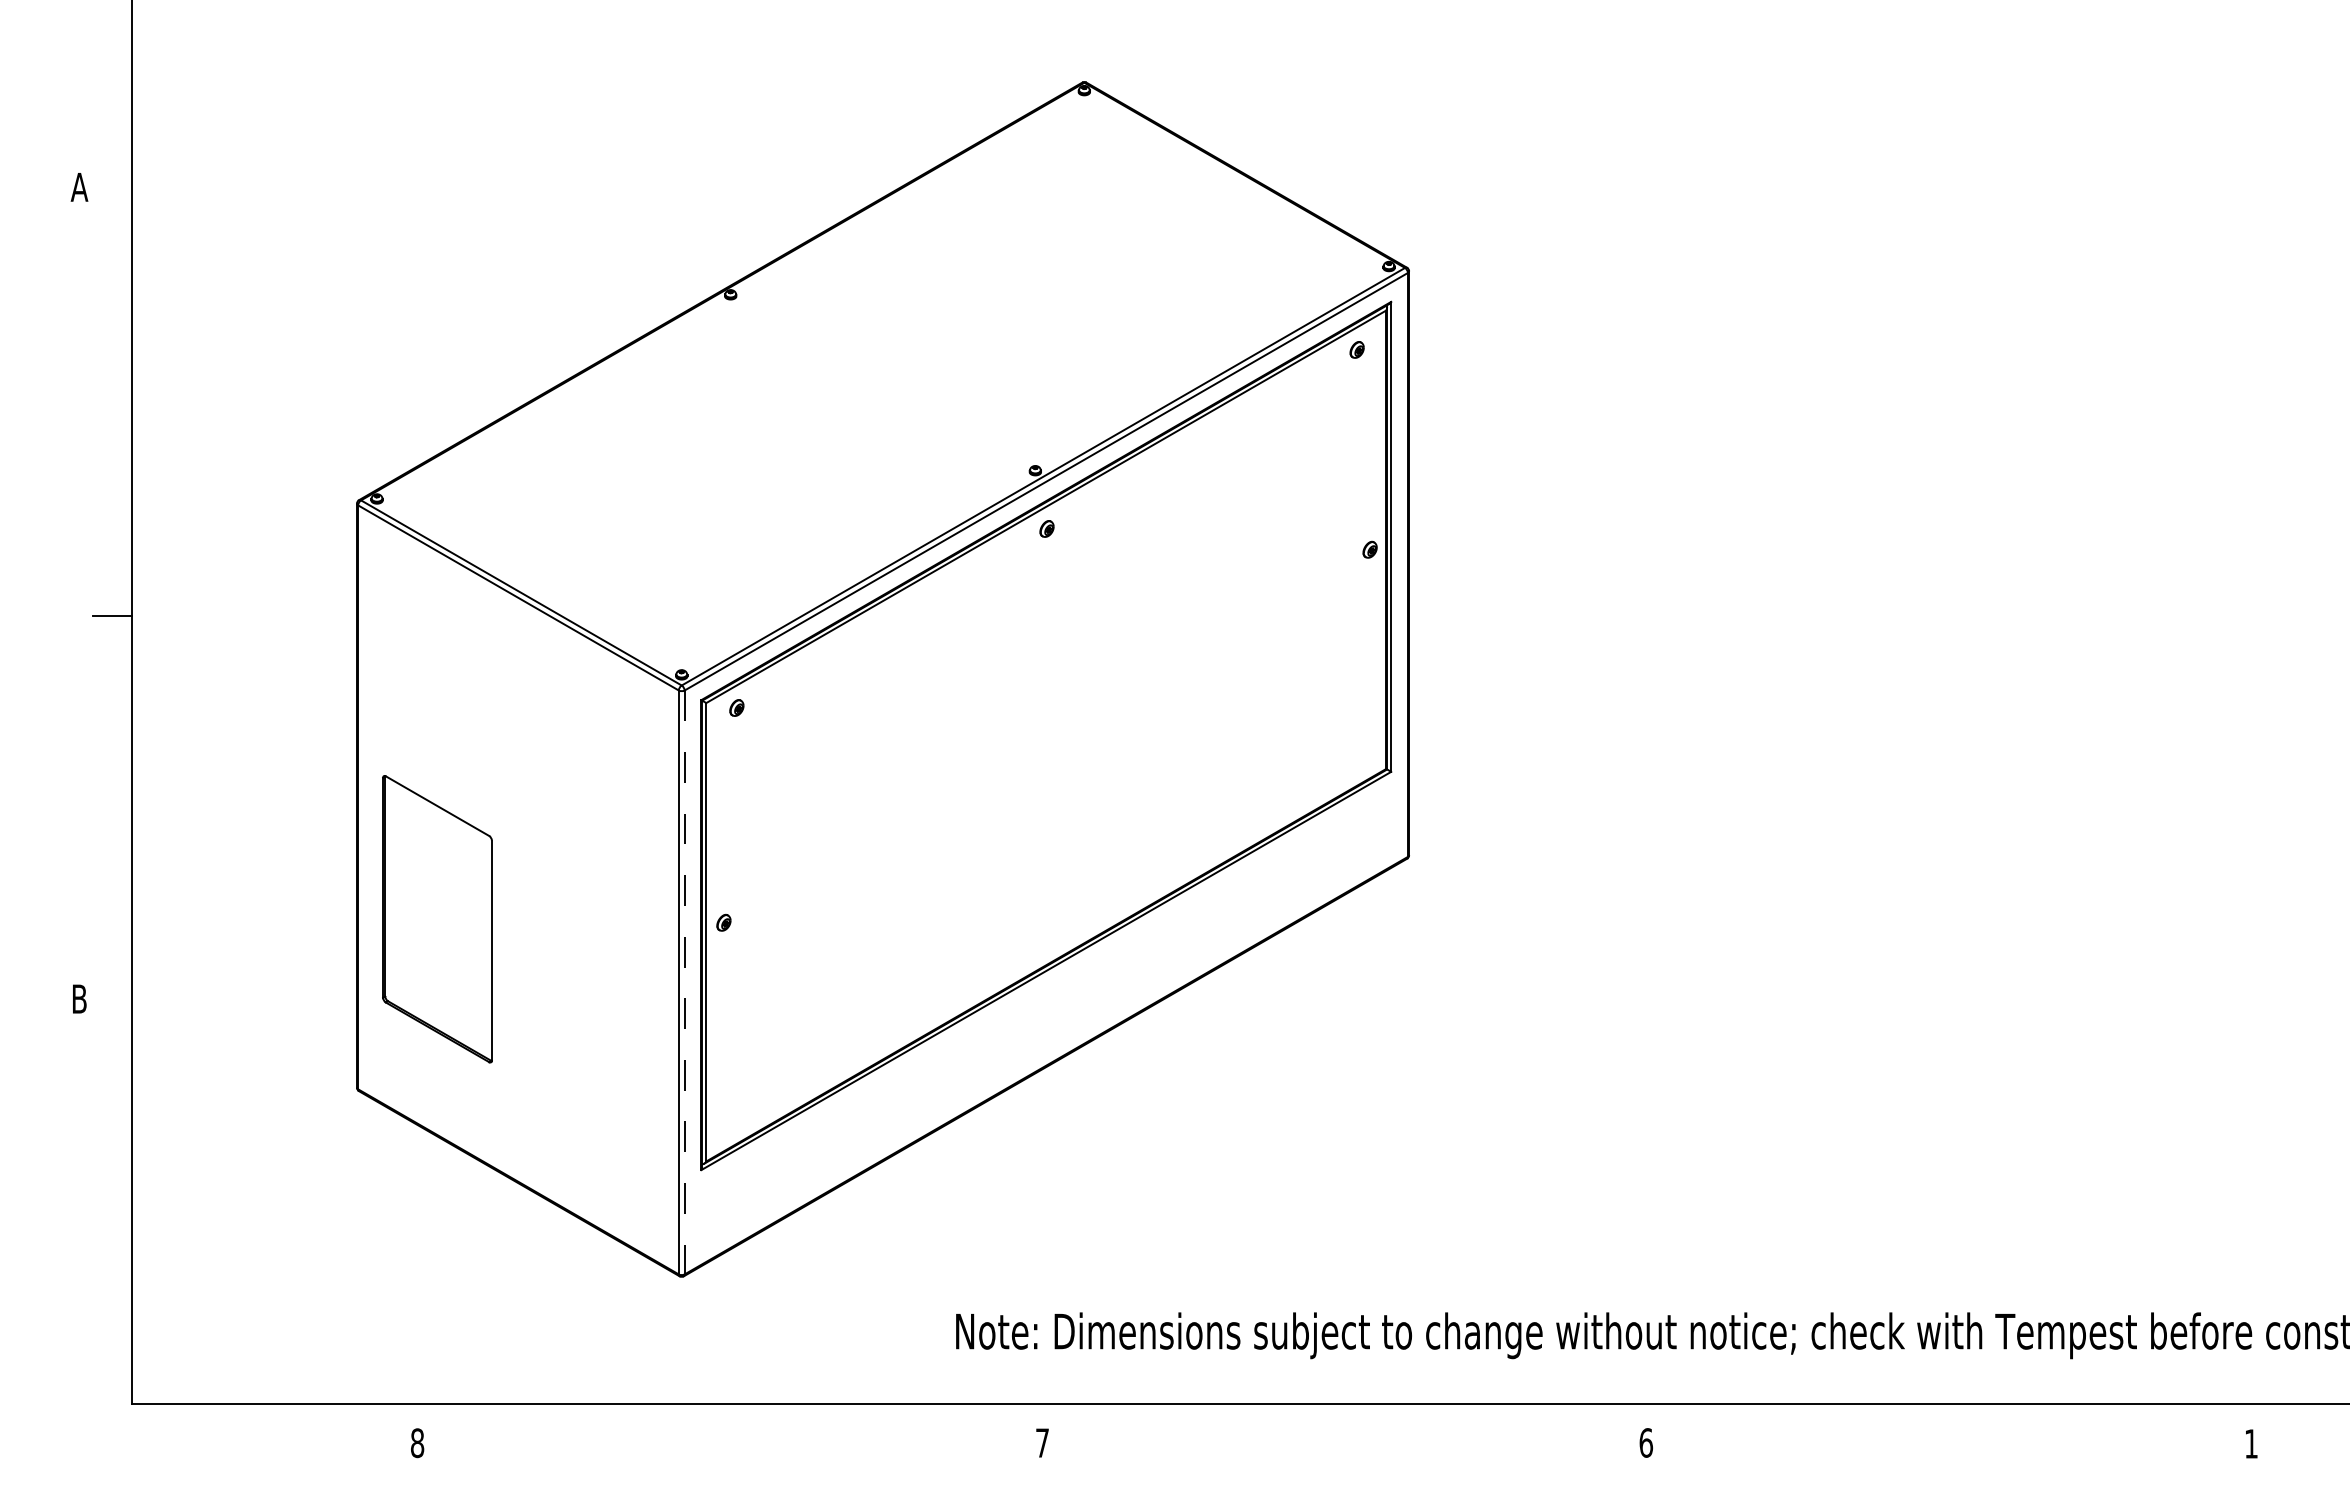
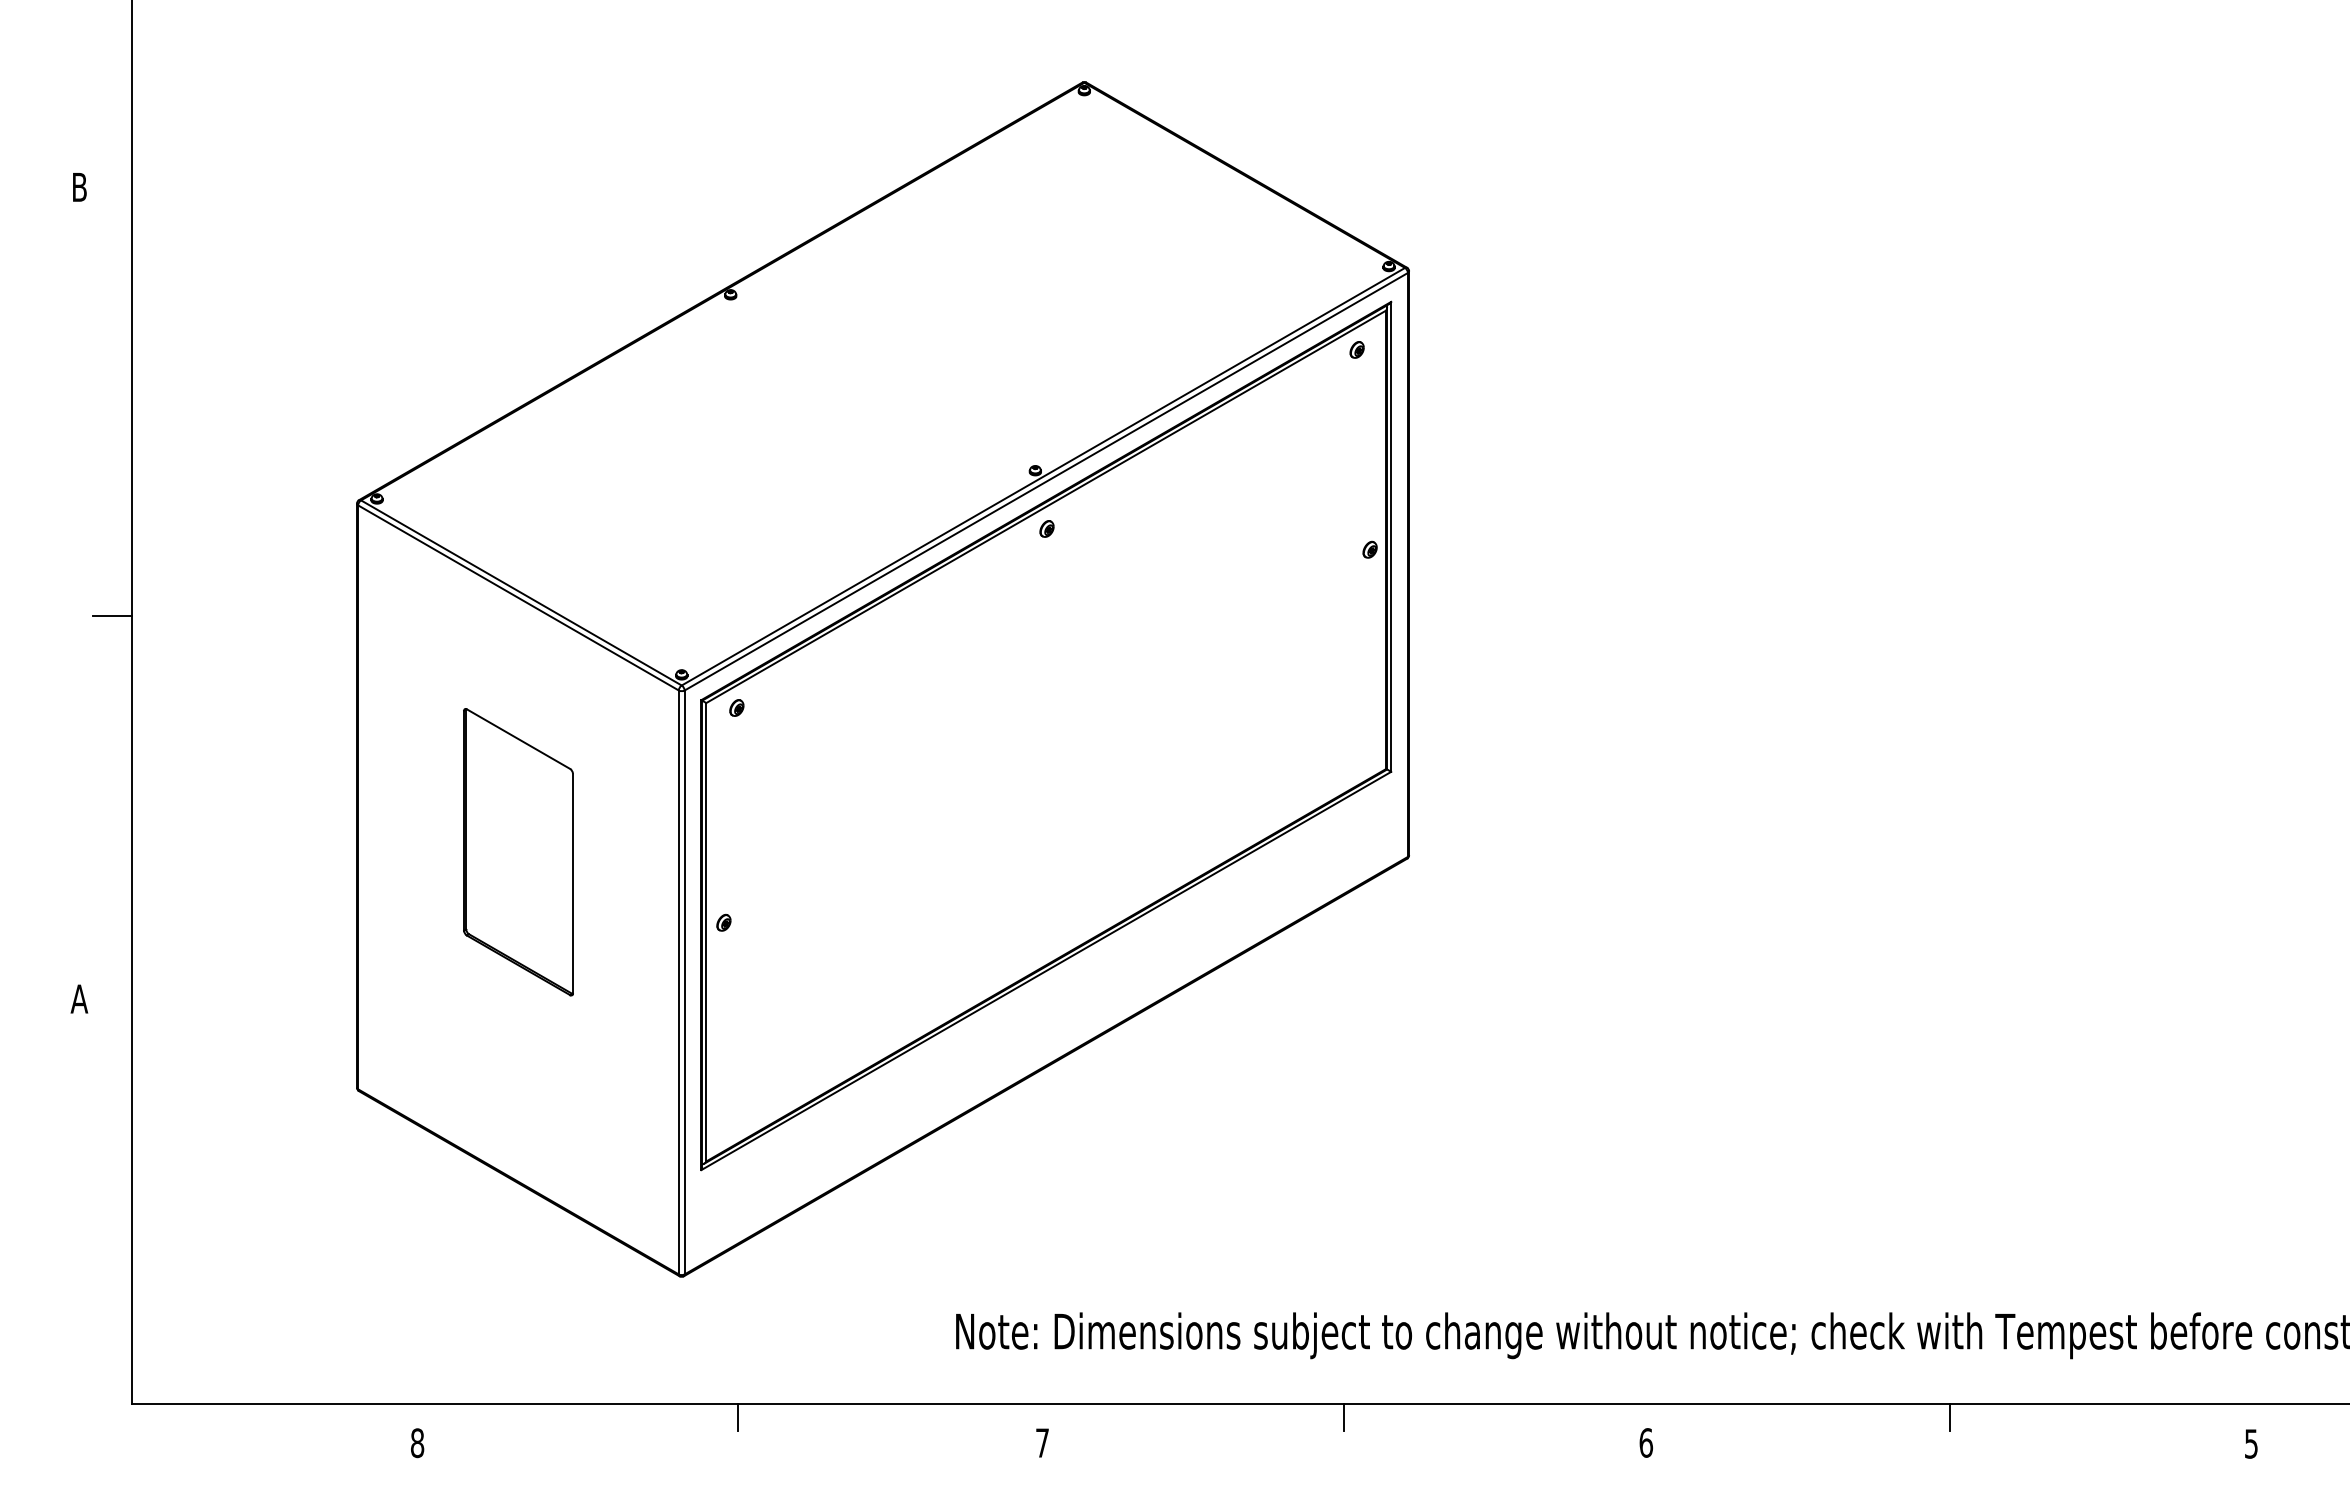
text: A -> B (79, 187)
part position: (437, 919) -> (518, 852) (518, 852)
line: dashed -> solid (684, 982)
text: B -> A (79, 998)
line: none -> present (737, 1417)
line: none -> present (1343, 1417)
line: none -> present (1949, 1417)
text: 1 -> 5 (2251, 1443)
